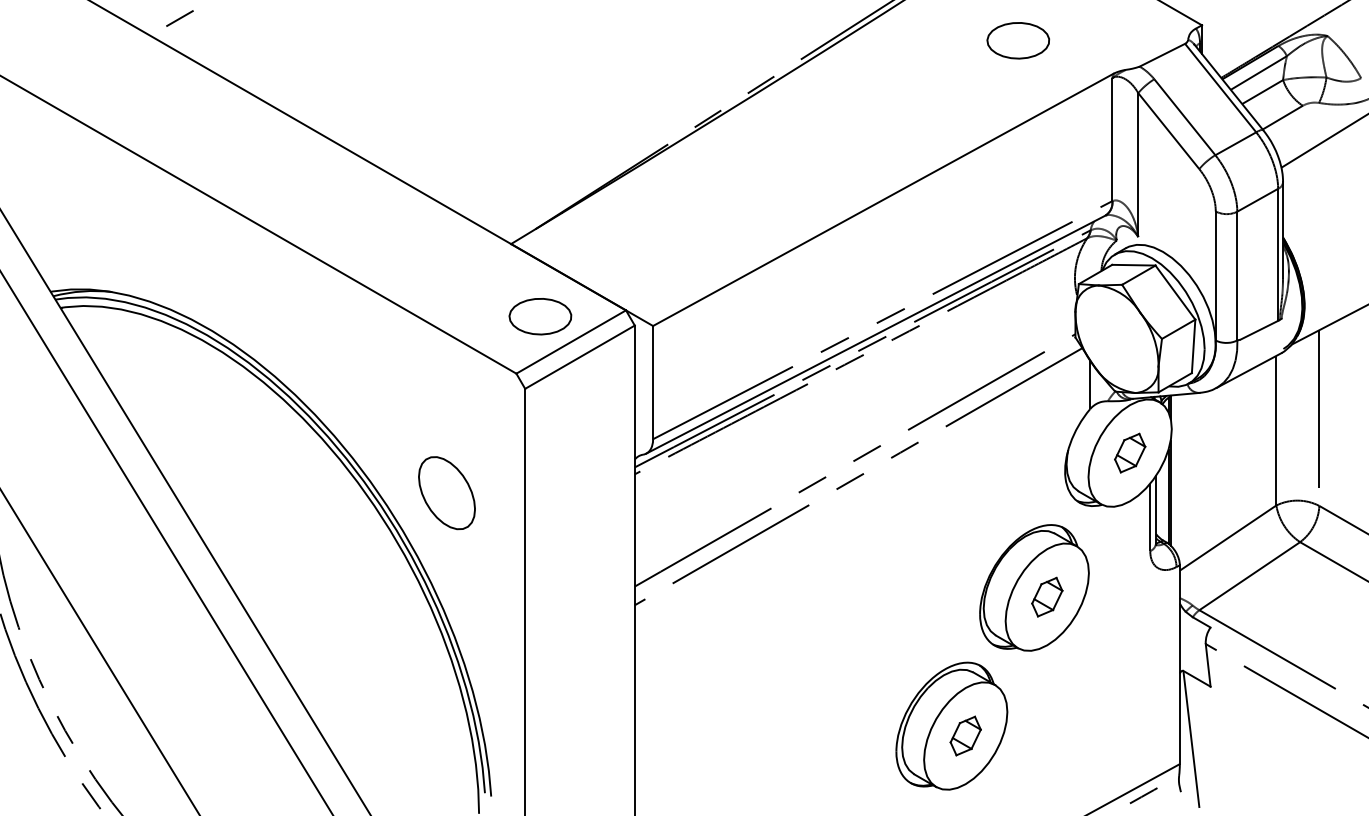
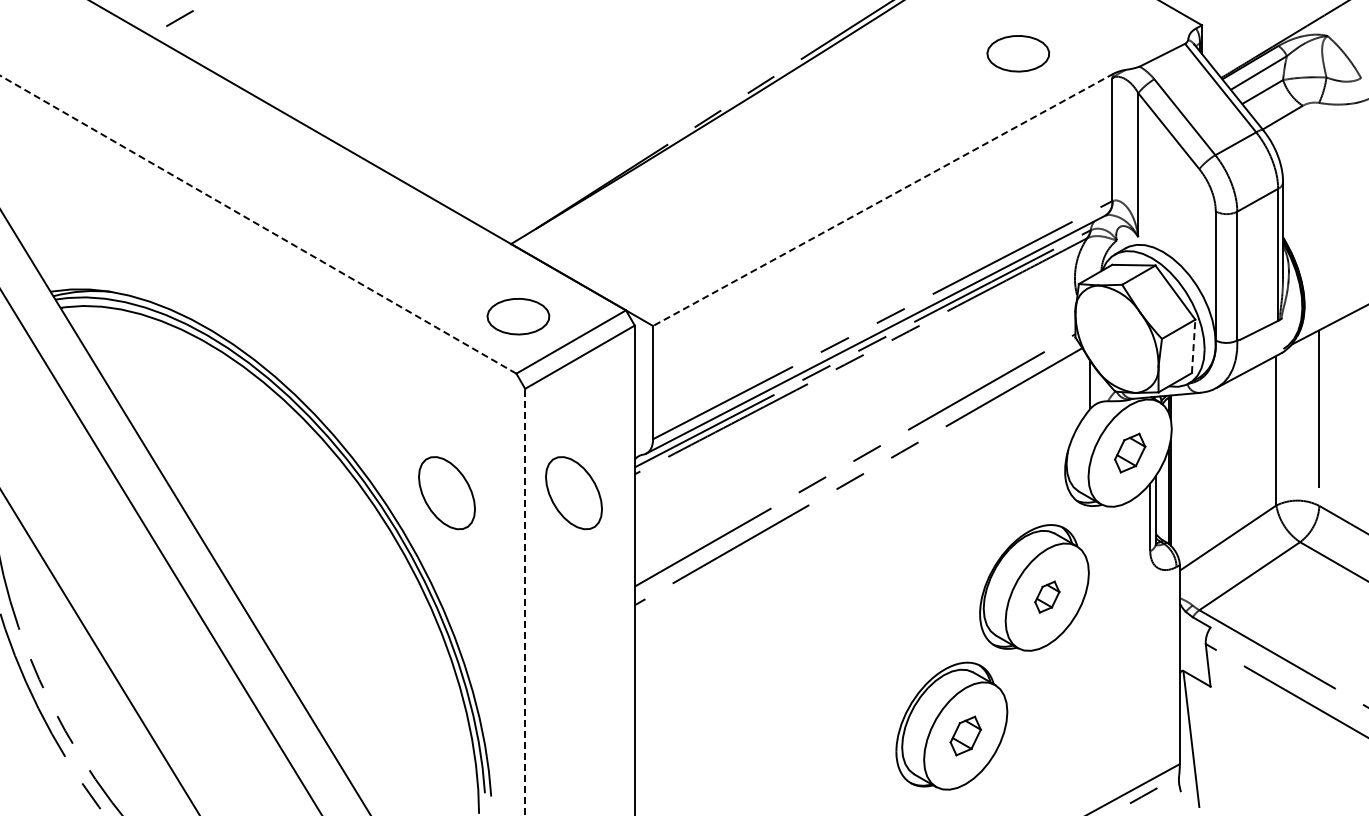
part position: (1018, 40) -> (1018, 53) (1018, 53)
line: present -> none (1323, 141)
line: solid -> dashed (883, 199)
line: solid -> dashed (258, 224)
part position: (540, 316) -> (518, 316) (518, 316)
line: solid -> dashed (1193, 346)
part: none -> present (573, 493)
line position: (166, 543) -> (161, 552) (161, 552)
part size: 33x42 px -> 27x34 px (1047, 596)
line: solid -> dashed (525, 601)
